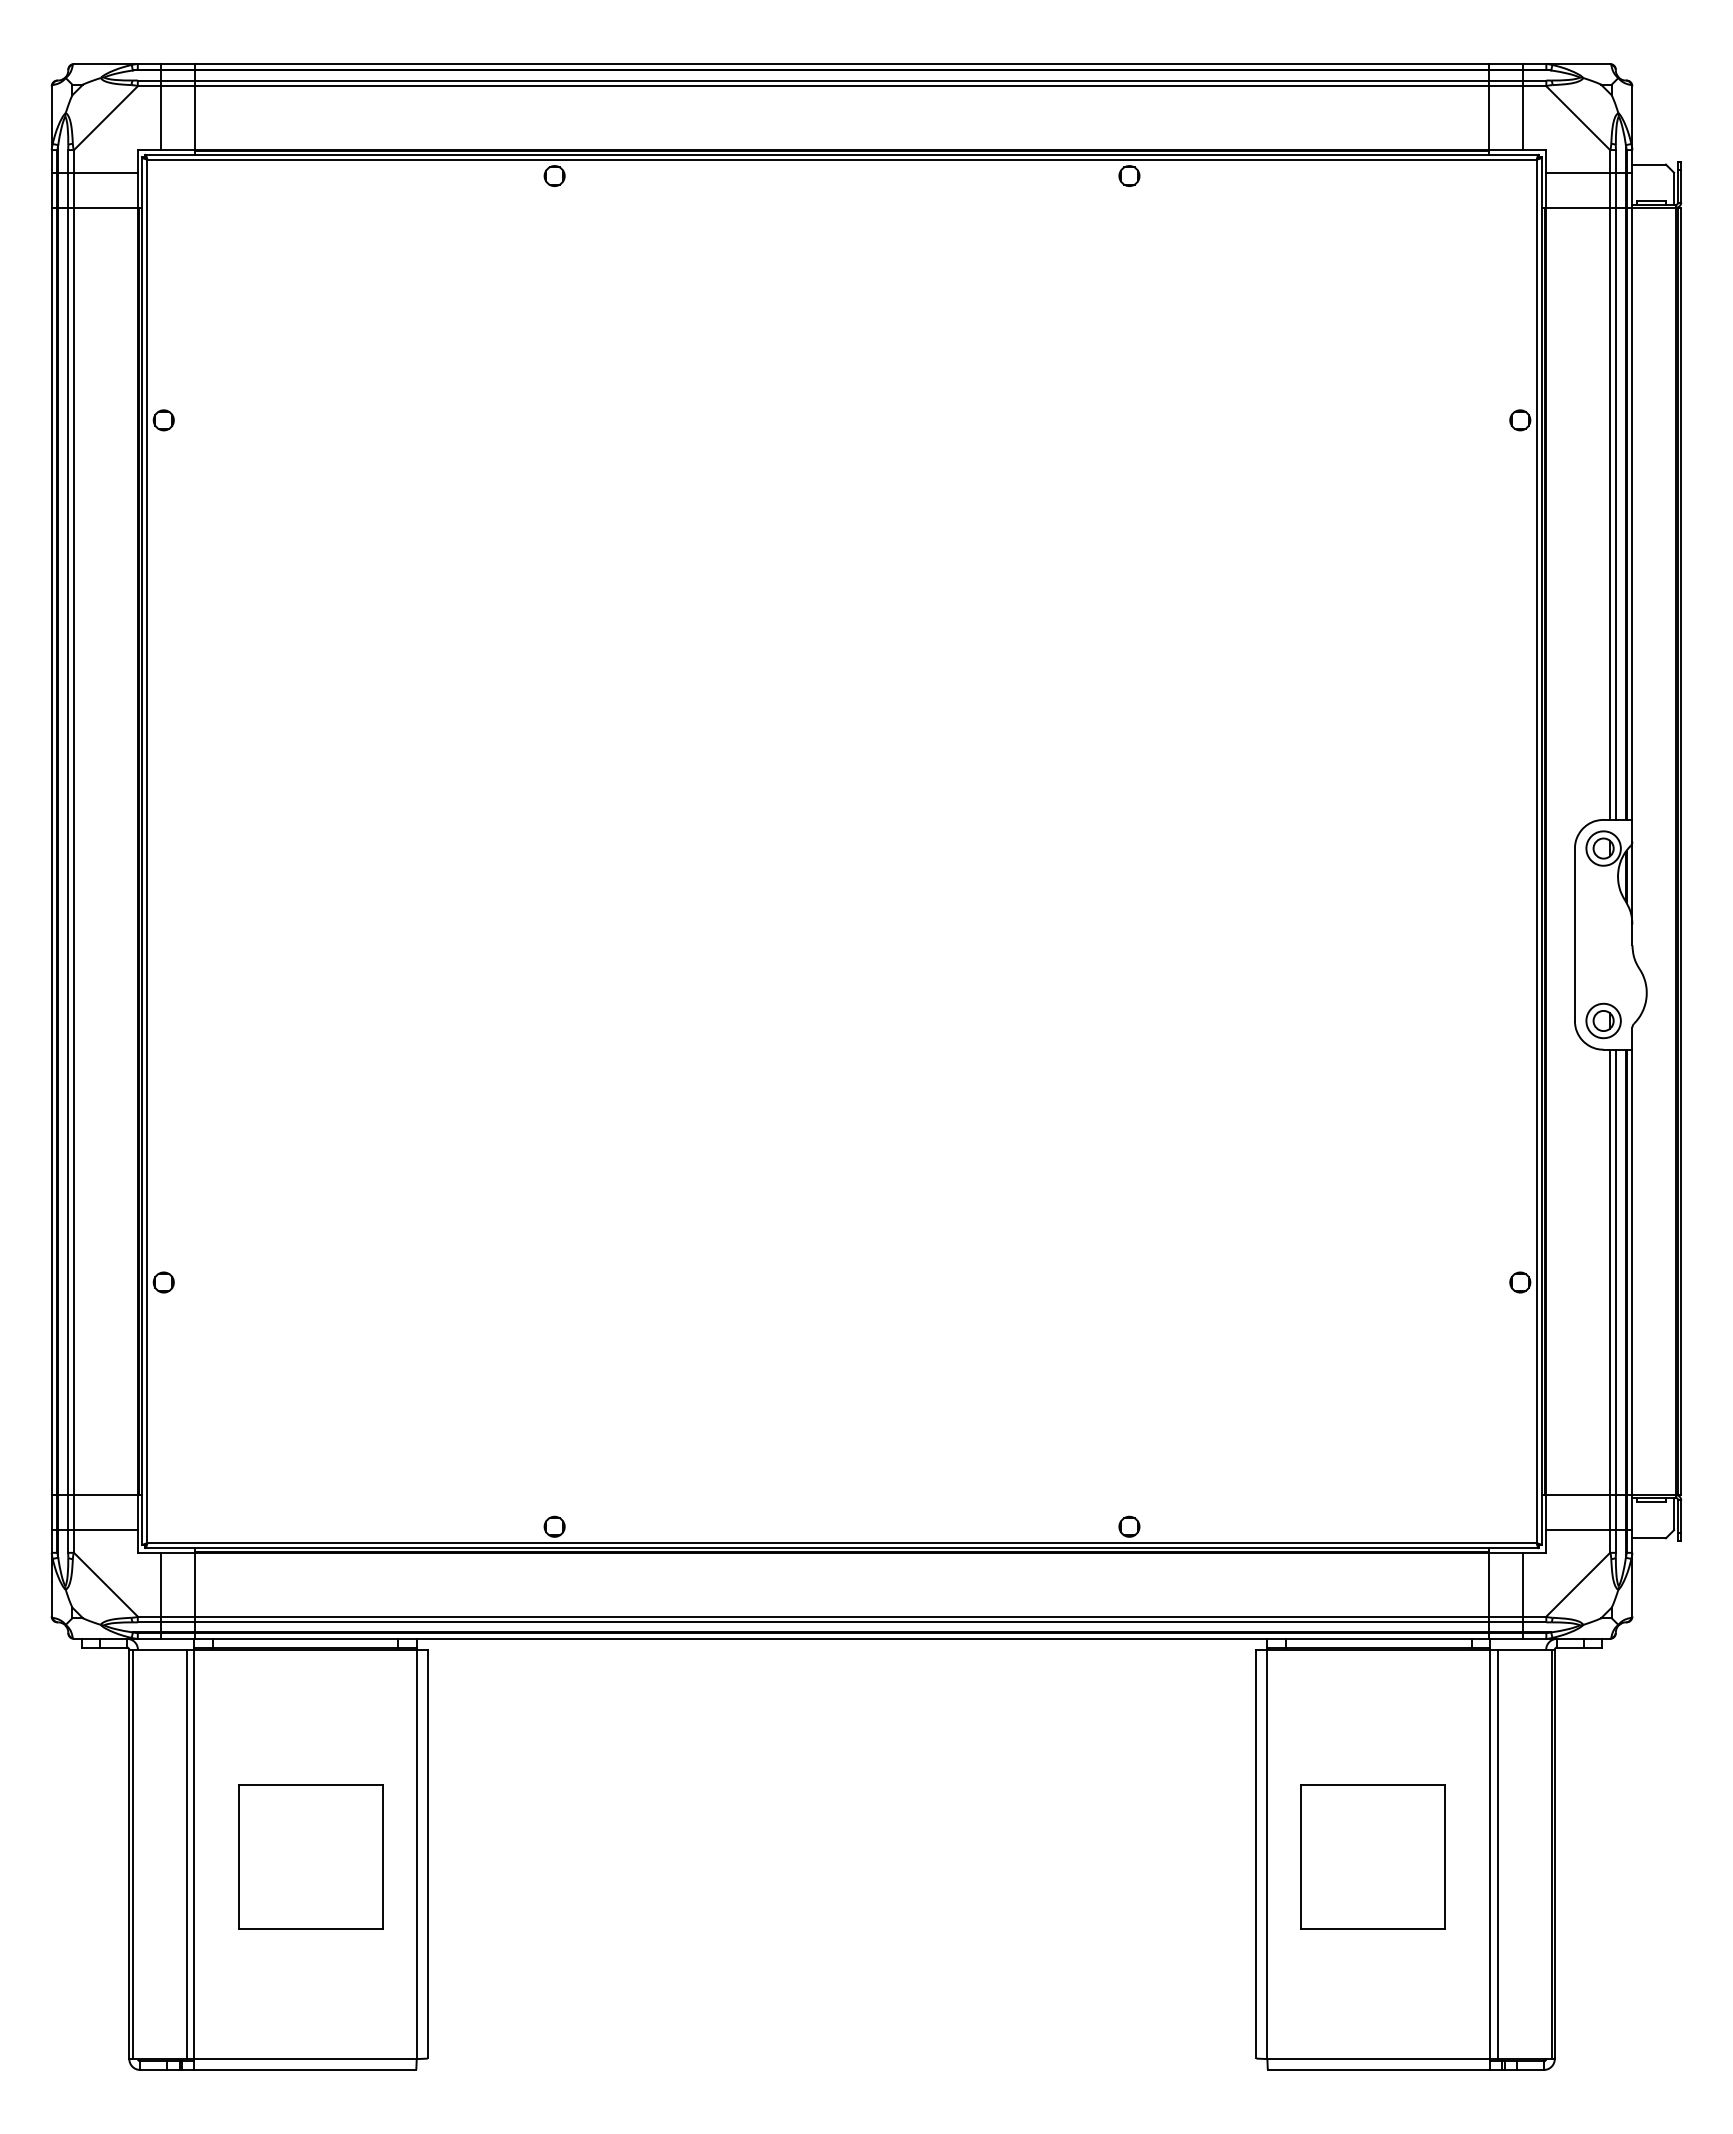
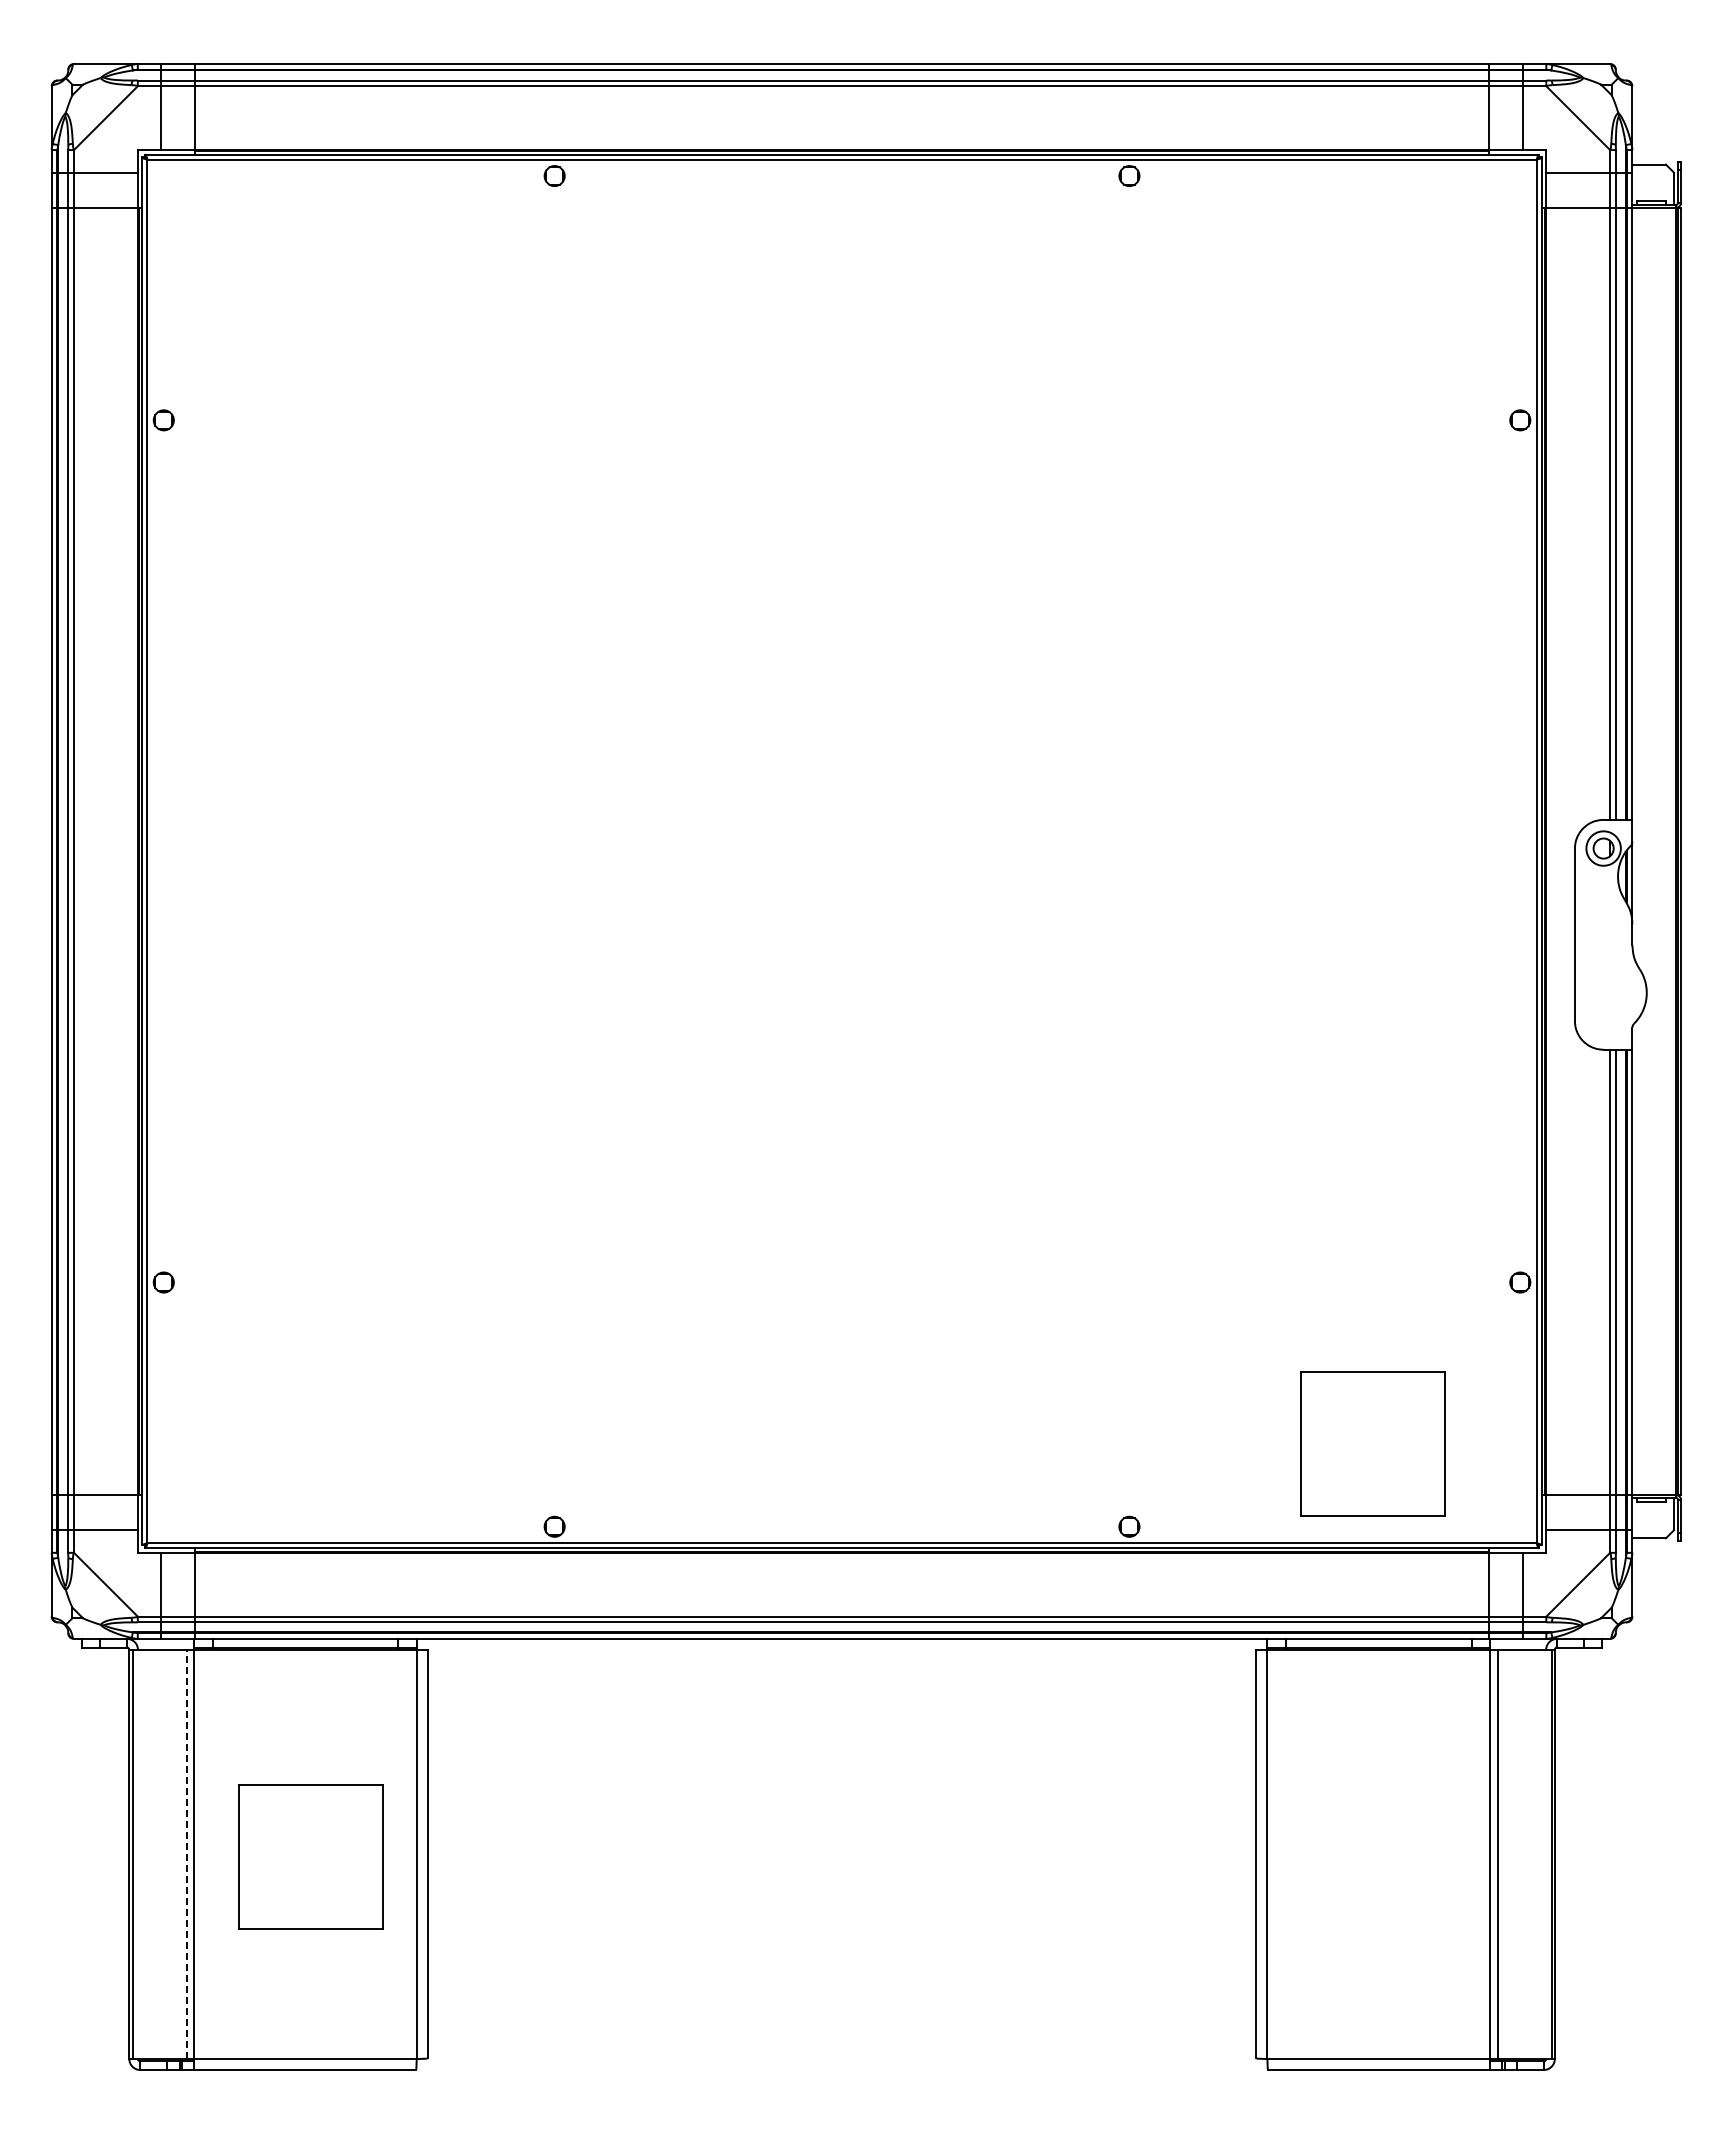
part: present -> none (1603, 1020)
line: solid -> dashed (186, 1854)
part position: (1372, 1856) -> (1372, 1443) (1372, 1443)
